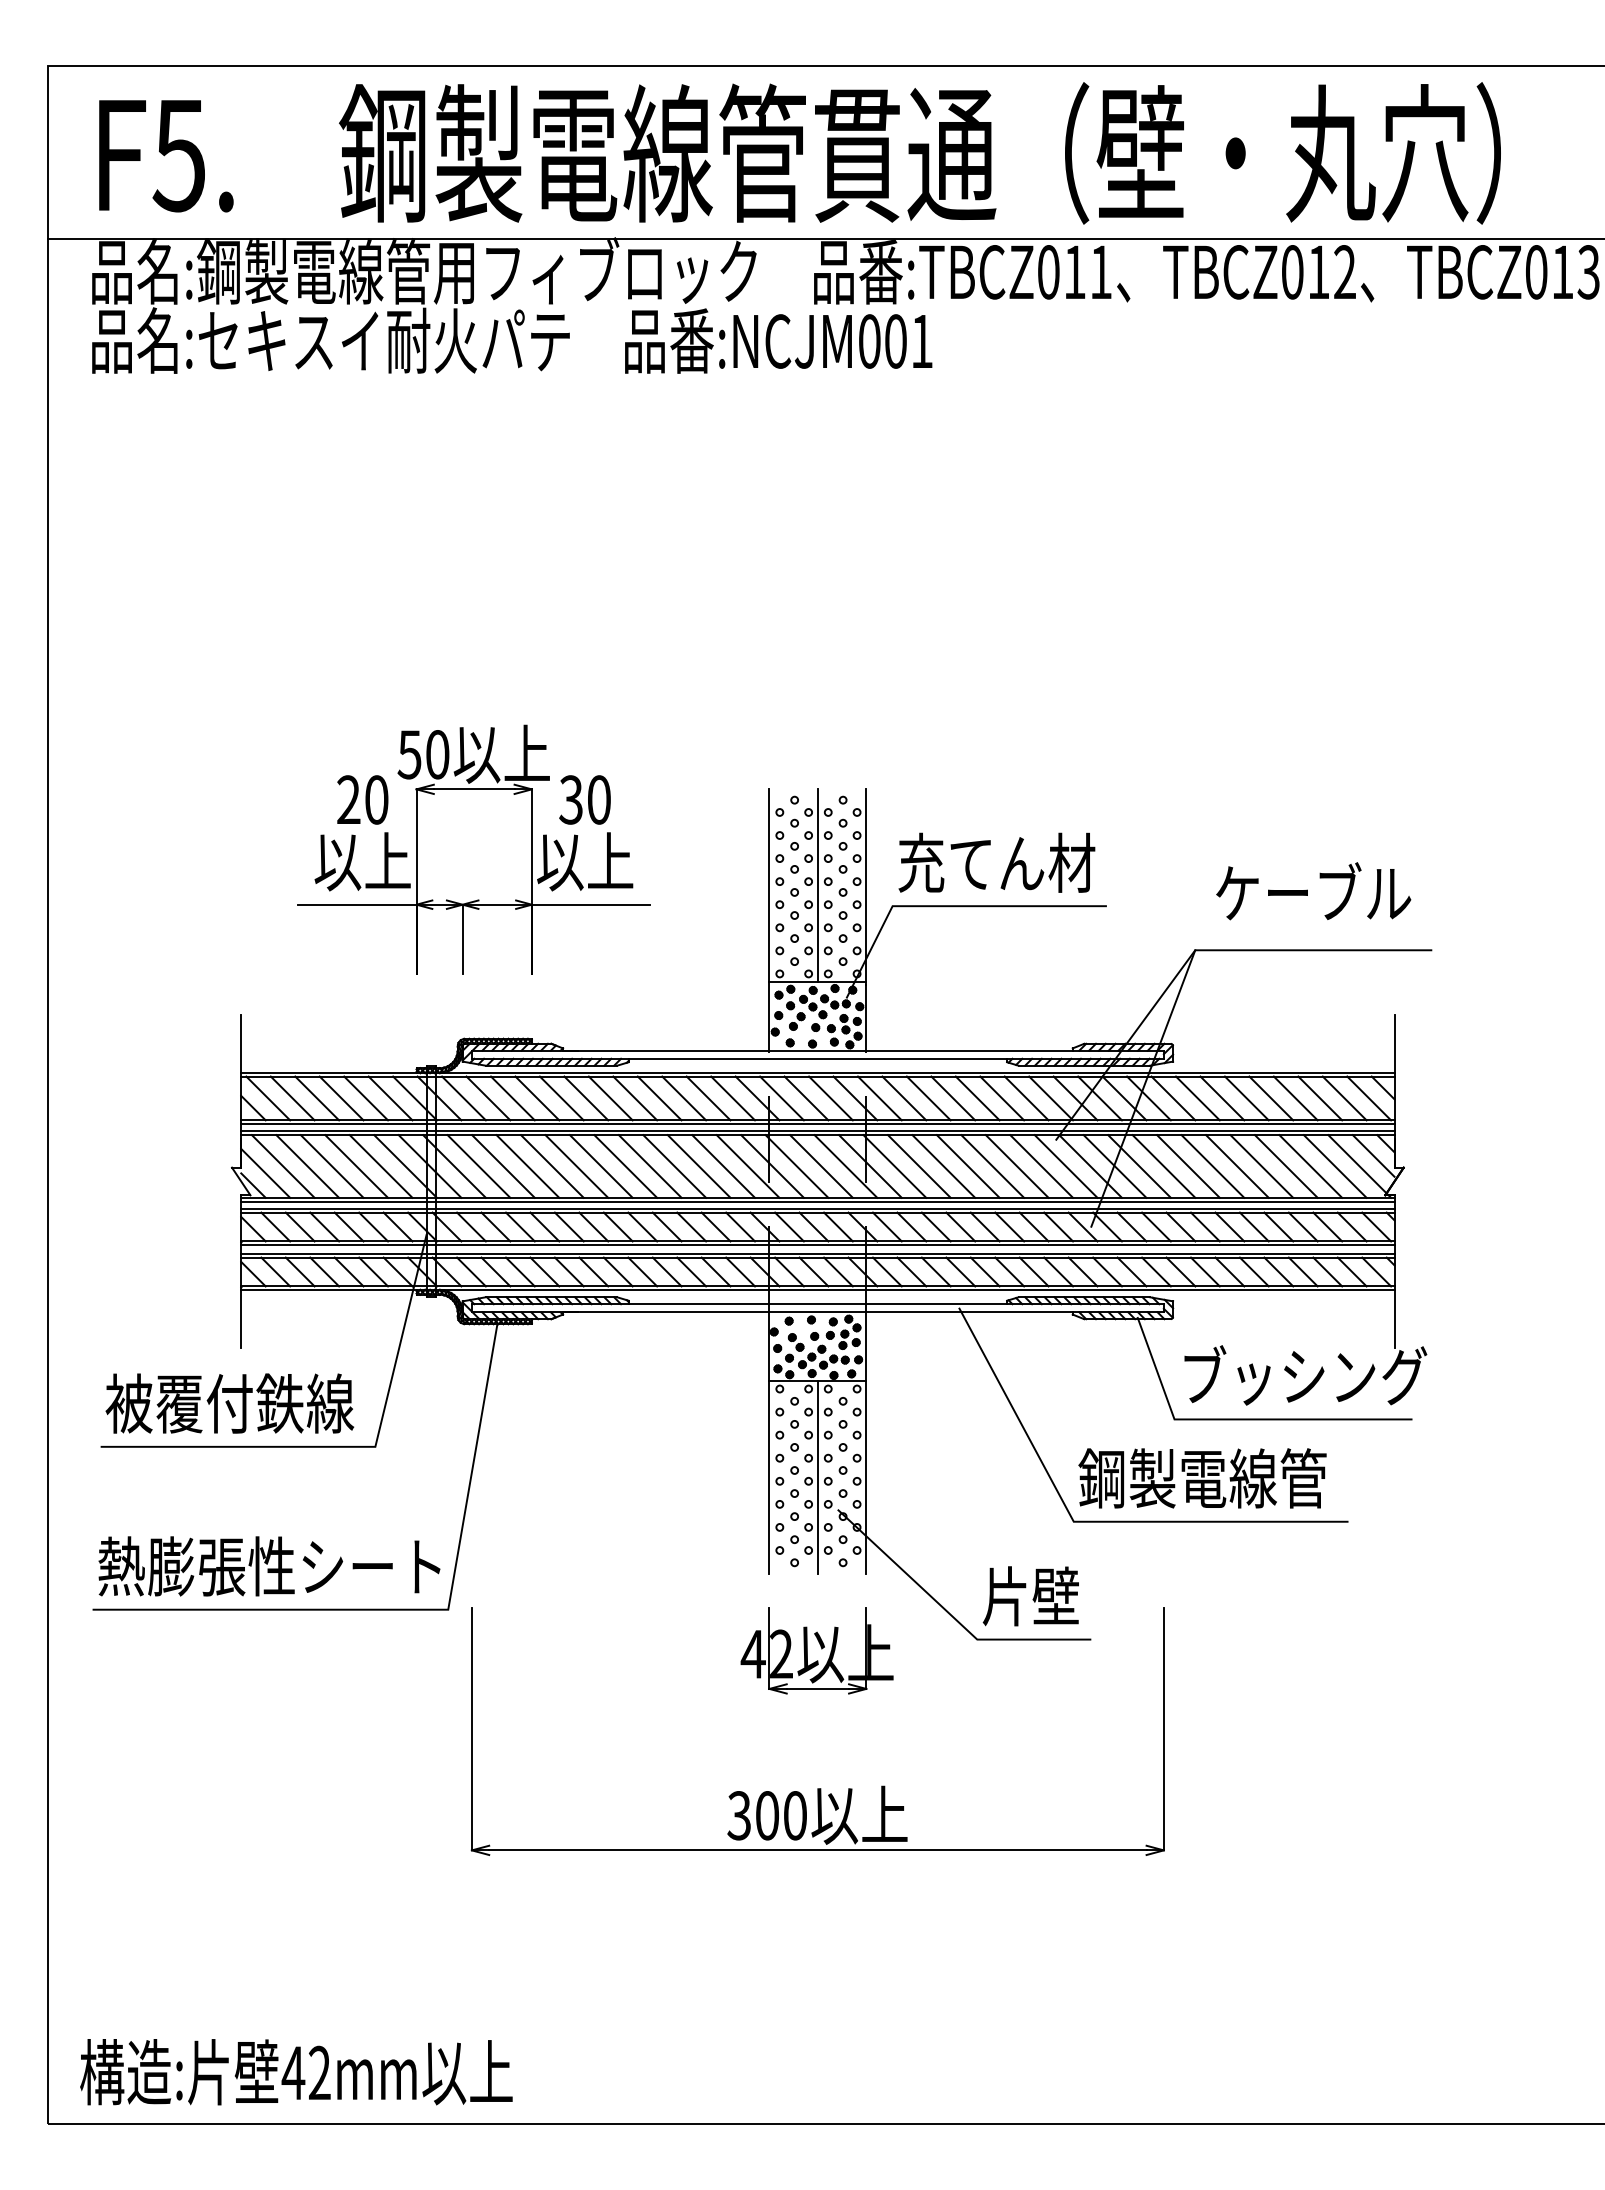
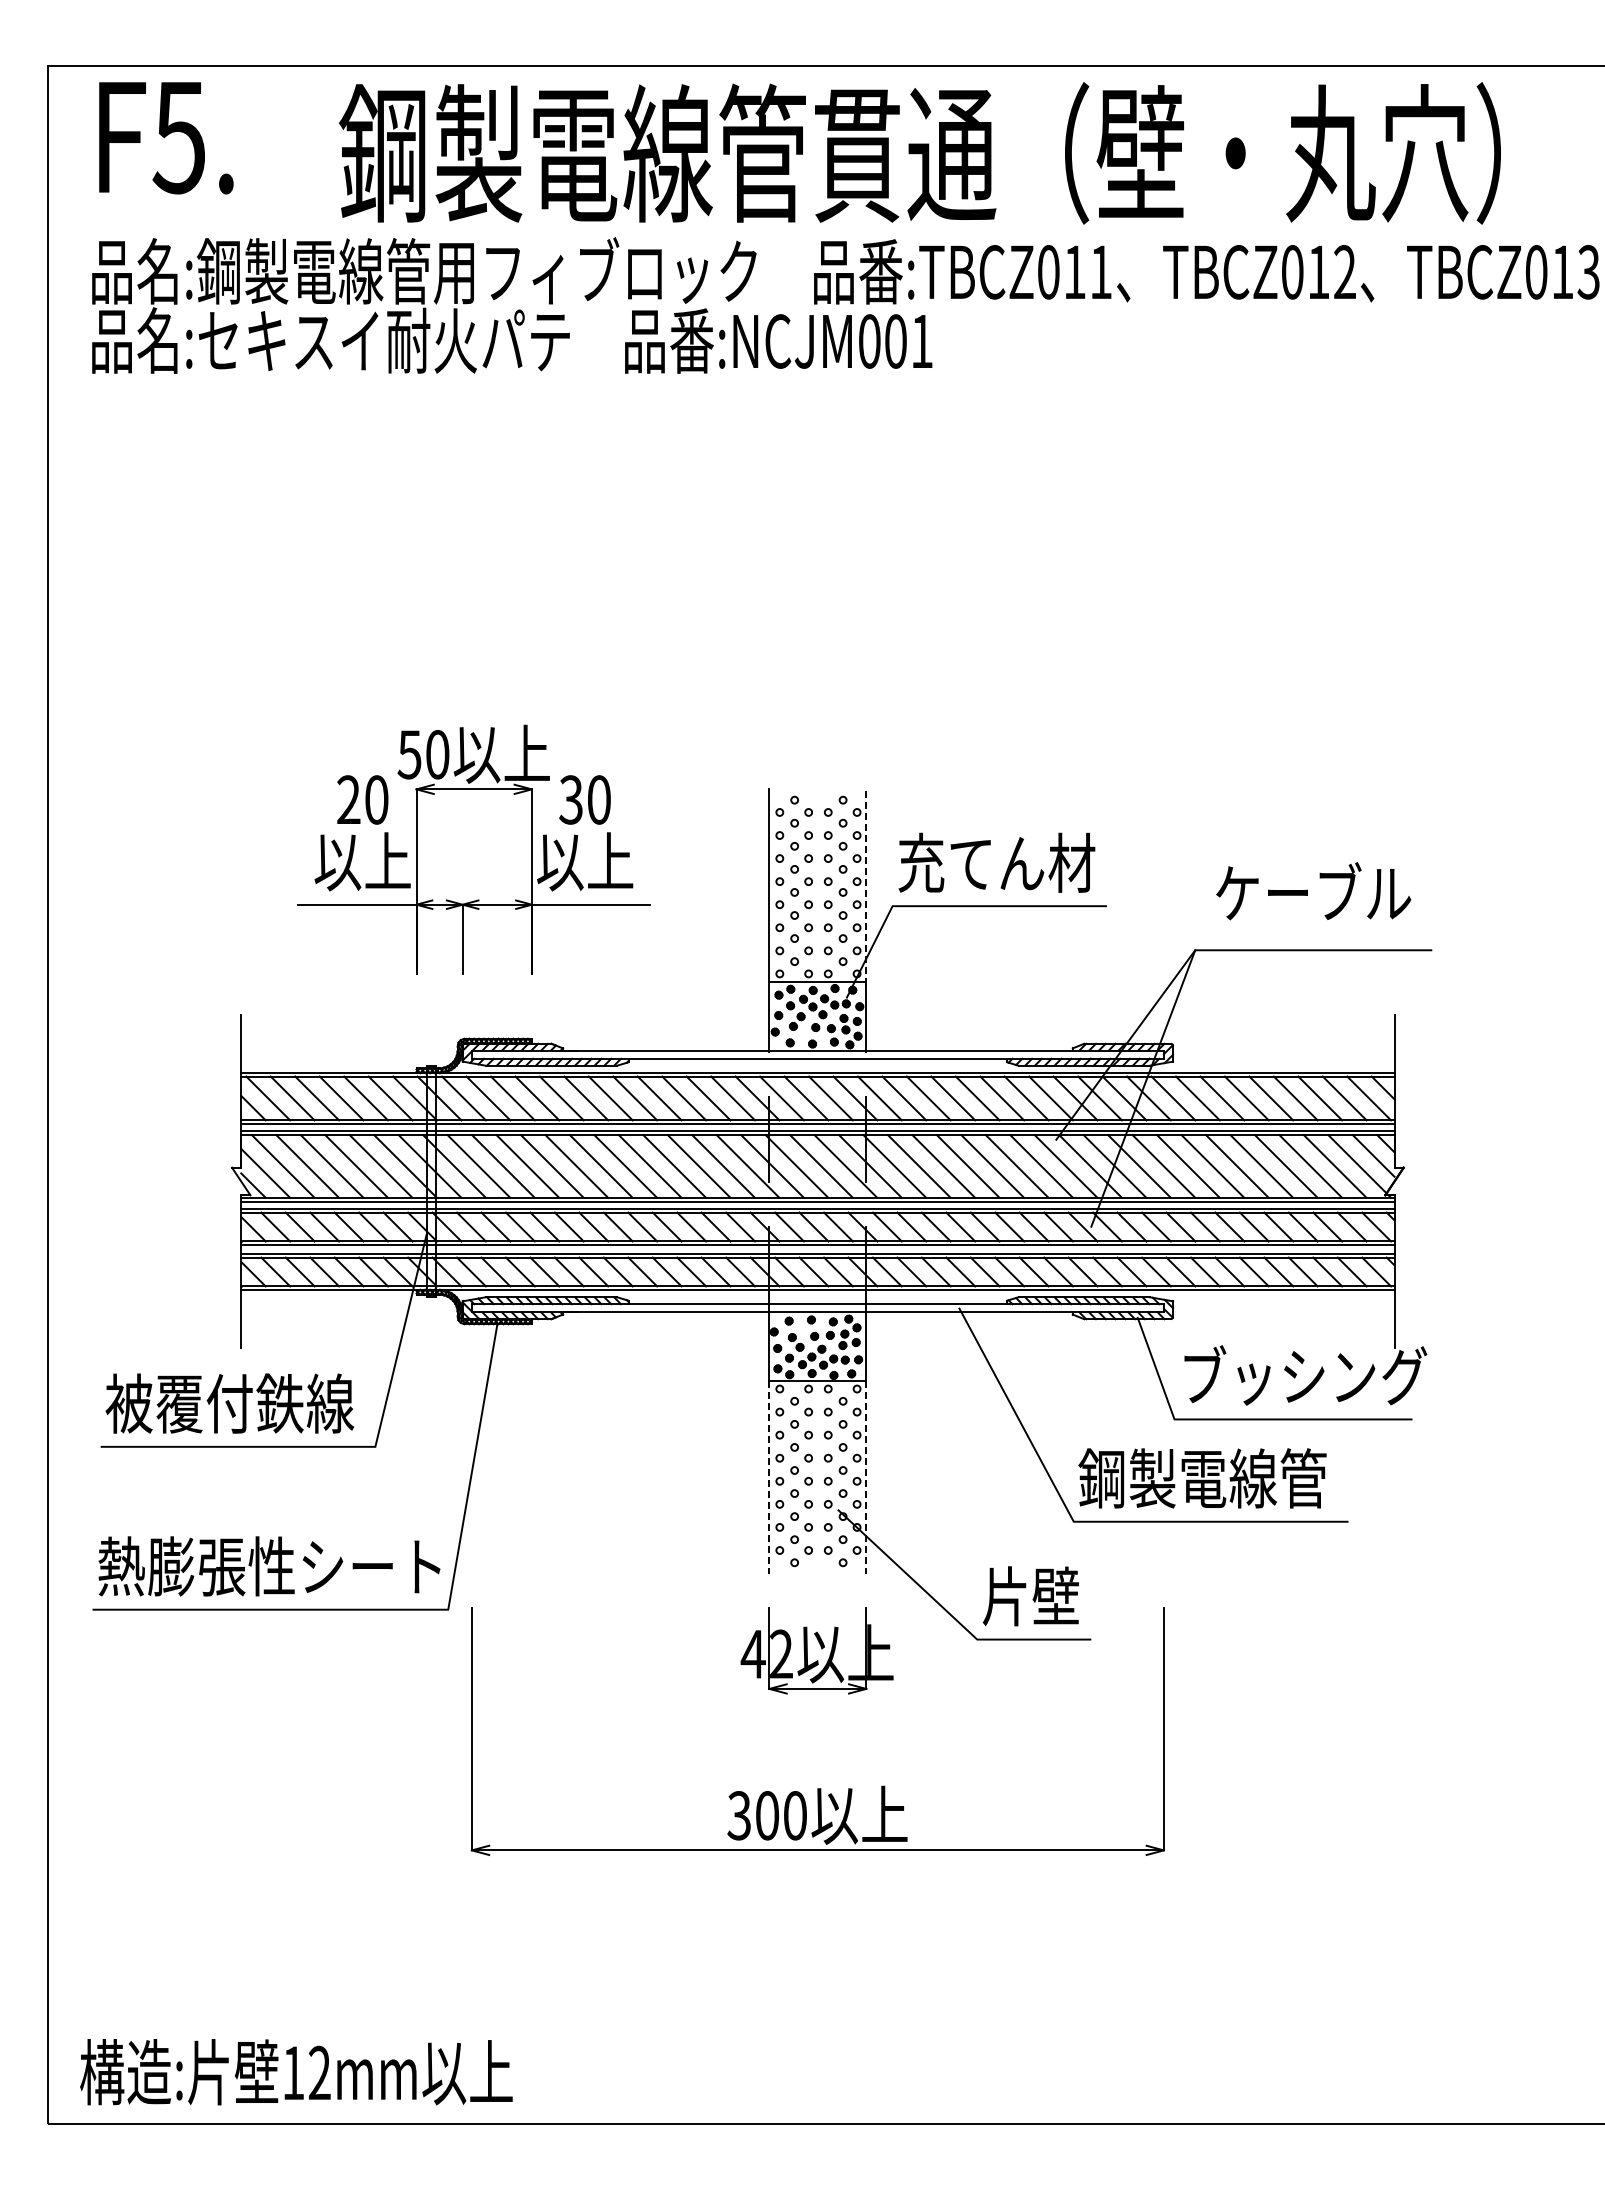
text position: (166, 156) -> (166, 138) (166, 138)
line: present -> none (824, 238)
line: present -> none (817, 885)
line: solid -> dashed (866, 887)
line: present -> none (817, 1477)
line: solid -> dashed (769, 1478)
line: solid -> dashed (866, 1478)
text: 42mm -> 12mm (293, 2072)
